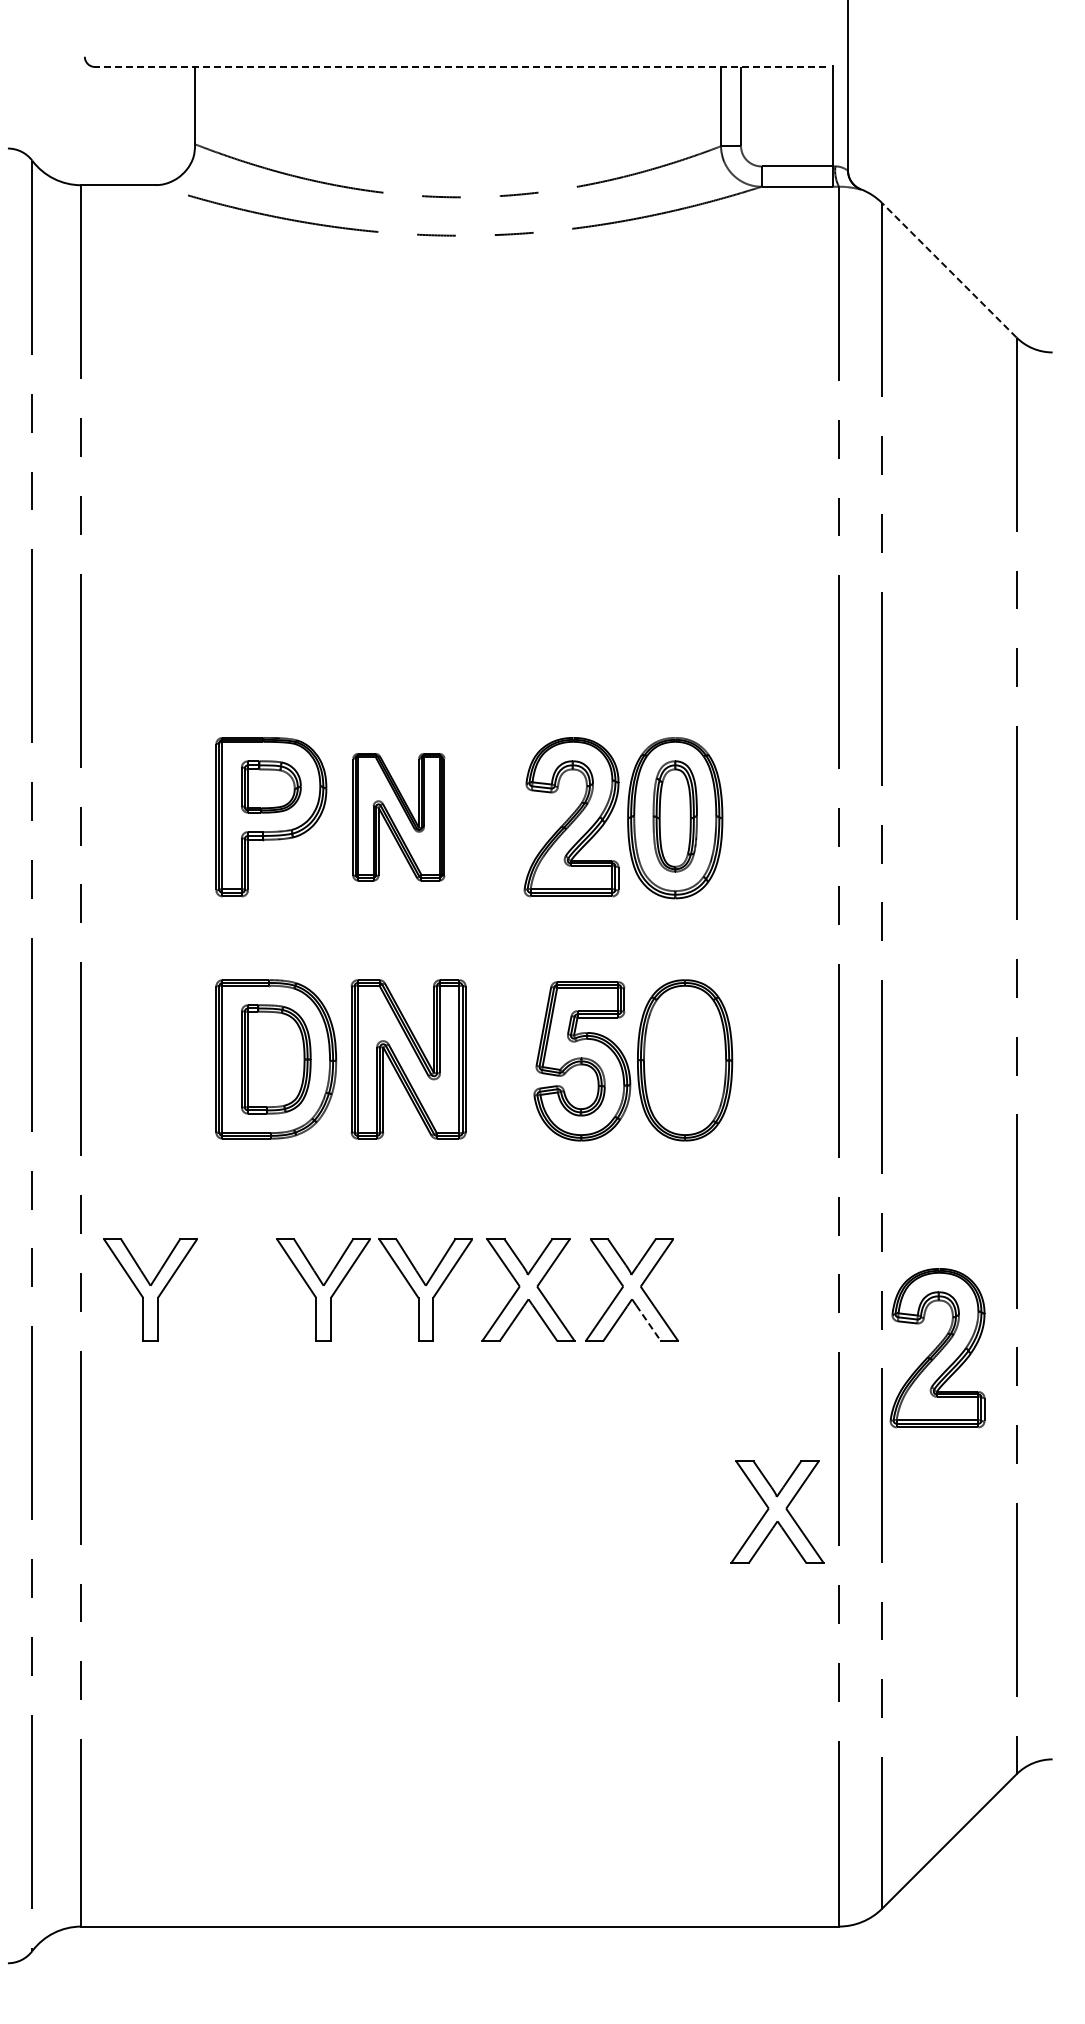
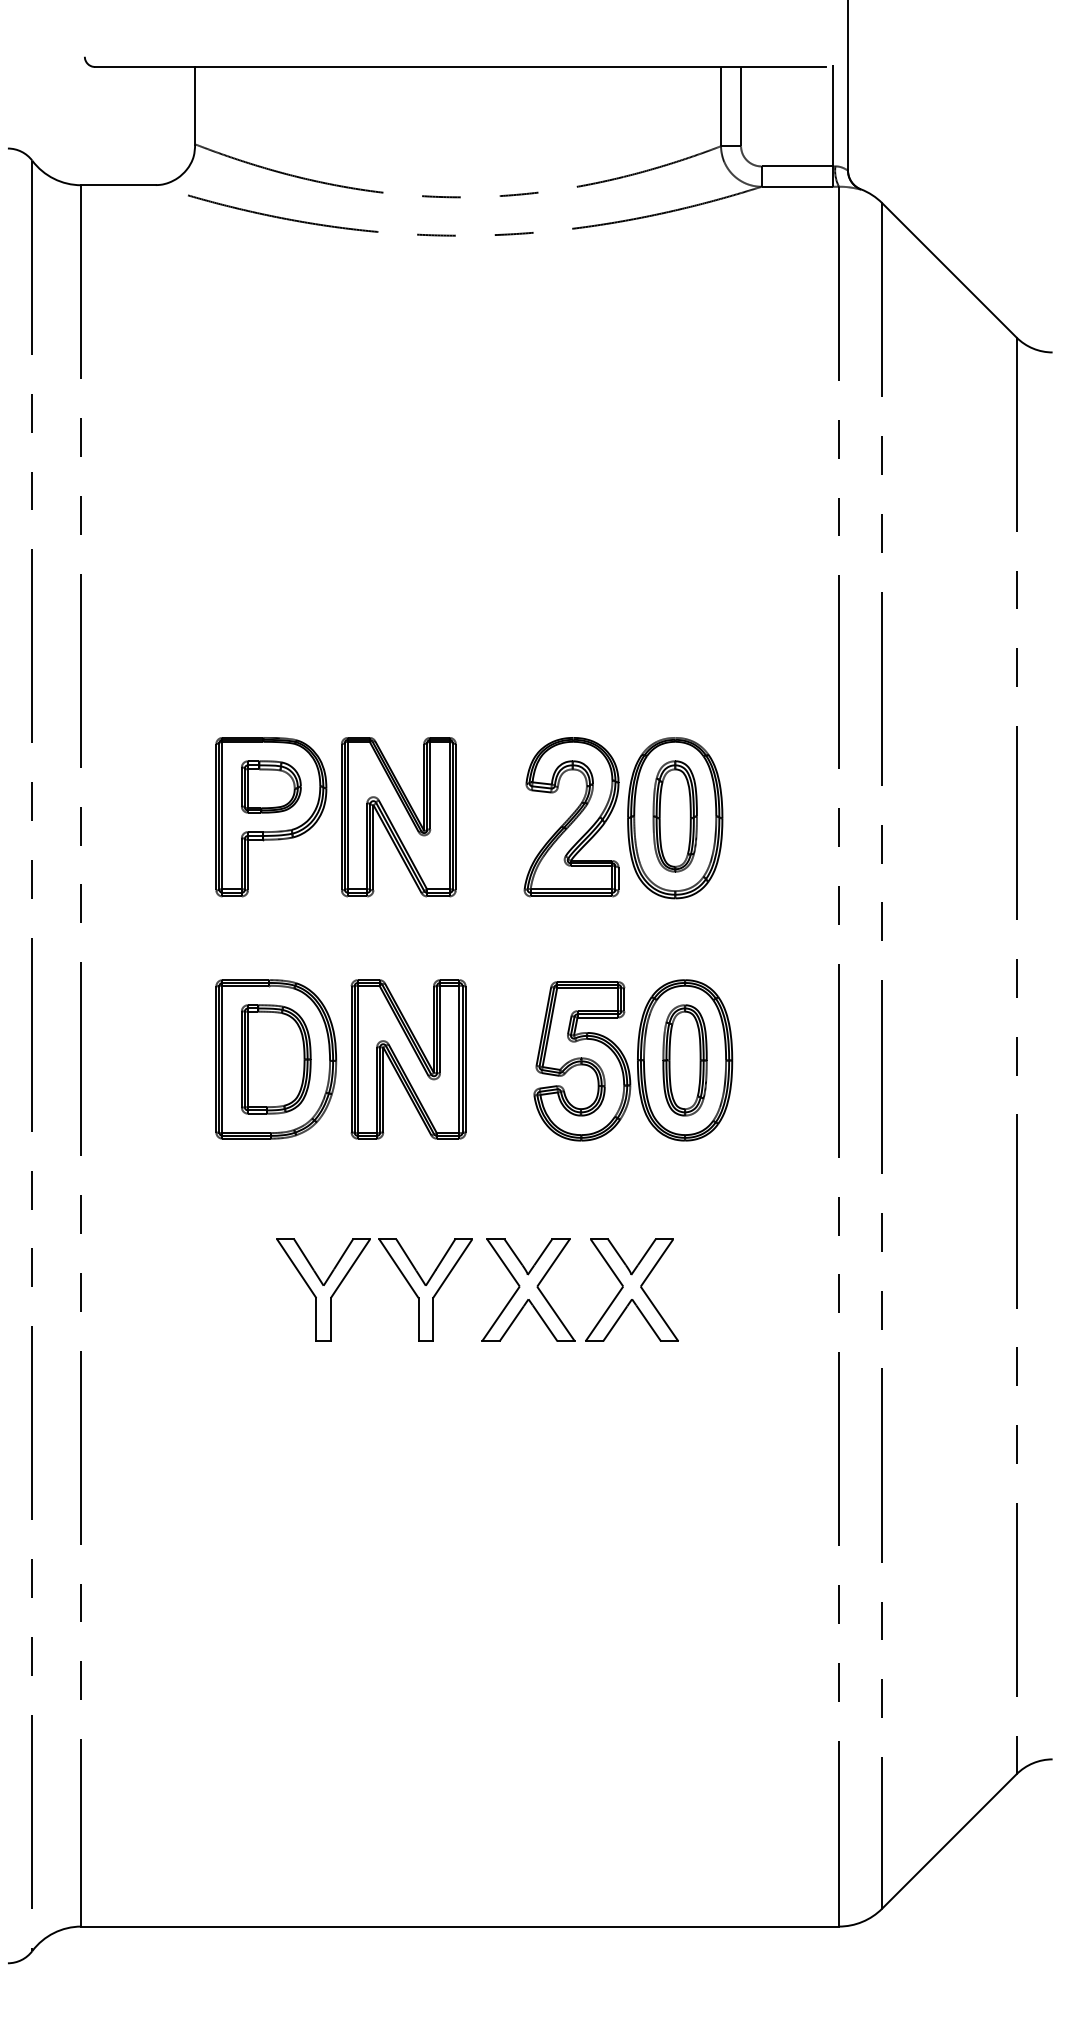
line: dashed -> solid (460, 67)
line: dashed -> solid (949, 270)
part size: 94x129 px -> 116x161 px (398, 817)
part: none -> present (684, 1060)
part: present -> none (150, 1289)
line: dashed -> solid (648, 1323)
part: present -> none (937, 1348)
part: present -> none (777, 1511)
